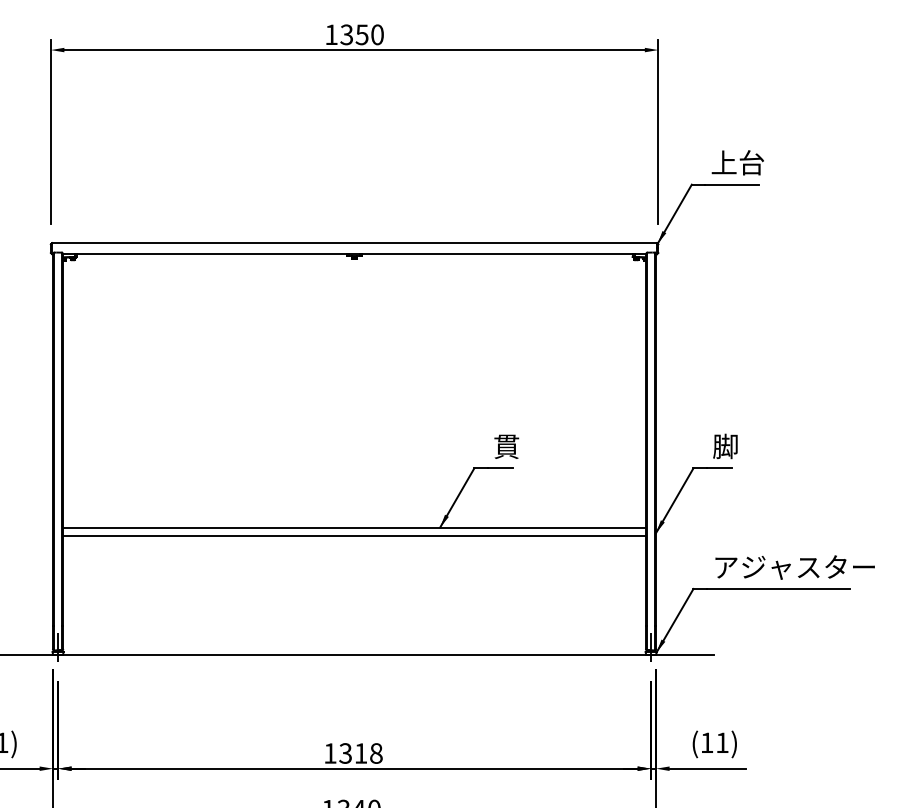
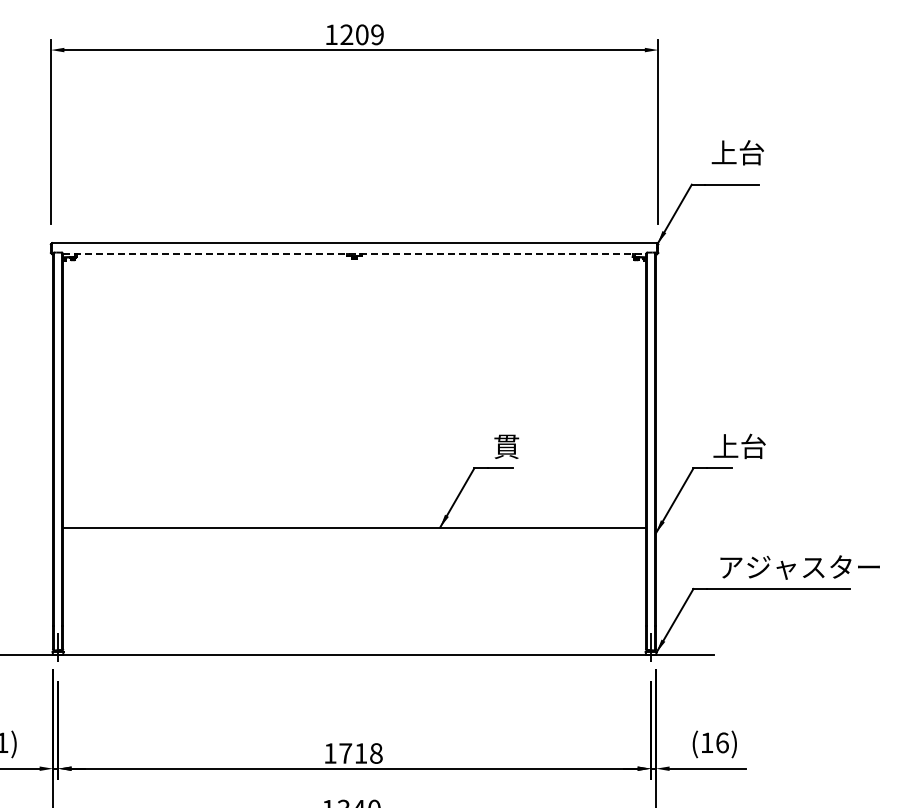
text: 1350 -> 1209 (361, 34)
text position: (737, 162) -> (737, 152) (737, 152)
line: solid -> dashed (354, 254)
text: 脚 -> 上台 (739, 446)
line: present -> none (354, 536)
text position: (794, 567) -> (799, 567) (799, 567)
text: (11) -> (16) (722, 742)
text: 1318 -> 1718 (345, 753)
